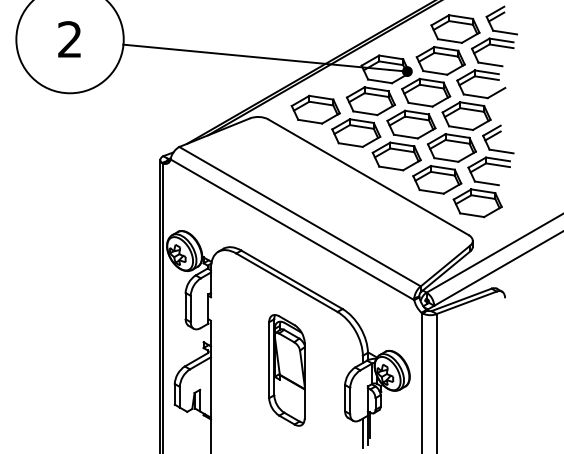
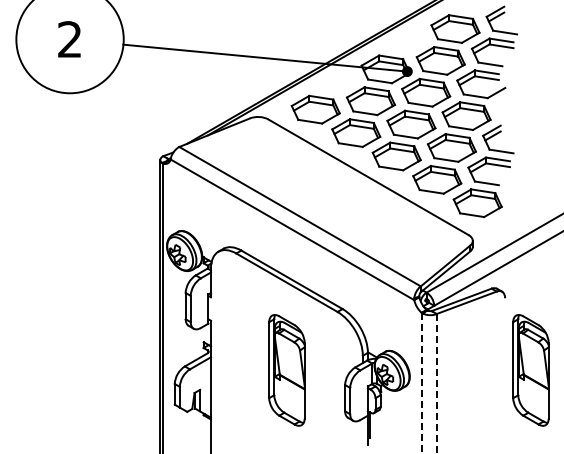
part: none -> present (530, 370)
line: solid -> dashed (421, 382)
line: solid -> dashed (436, 383)
line: present -> none (362, 432)
